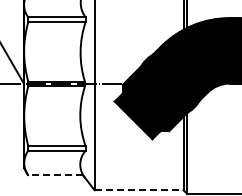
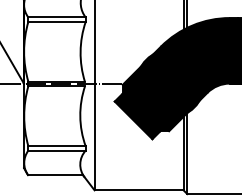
line: dashed -> solid (55, 175)
line: dashed -> solid (139, 190)
